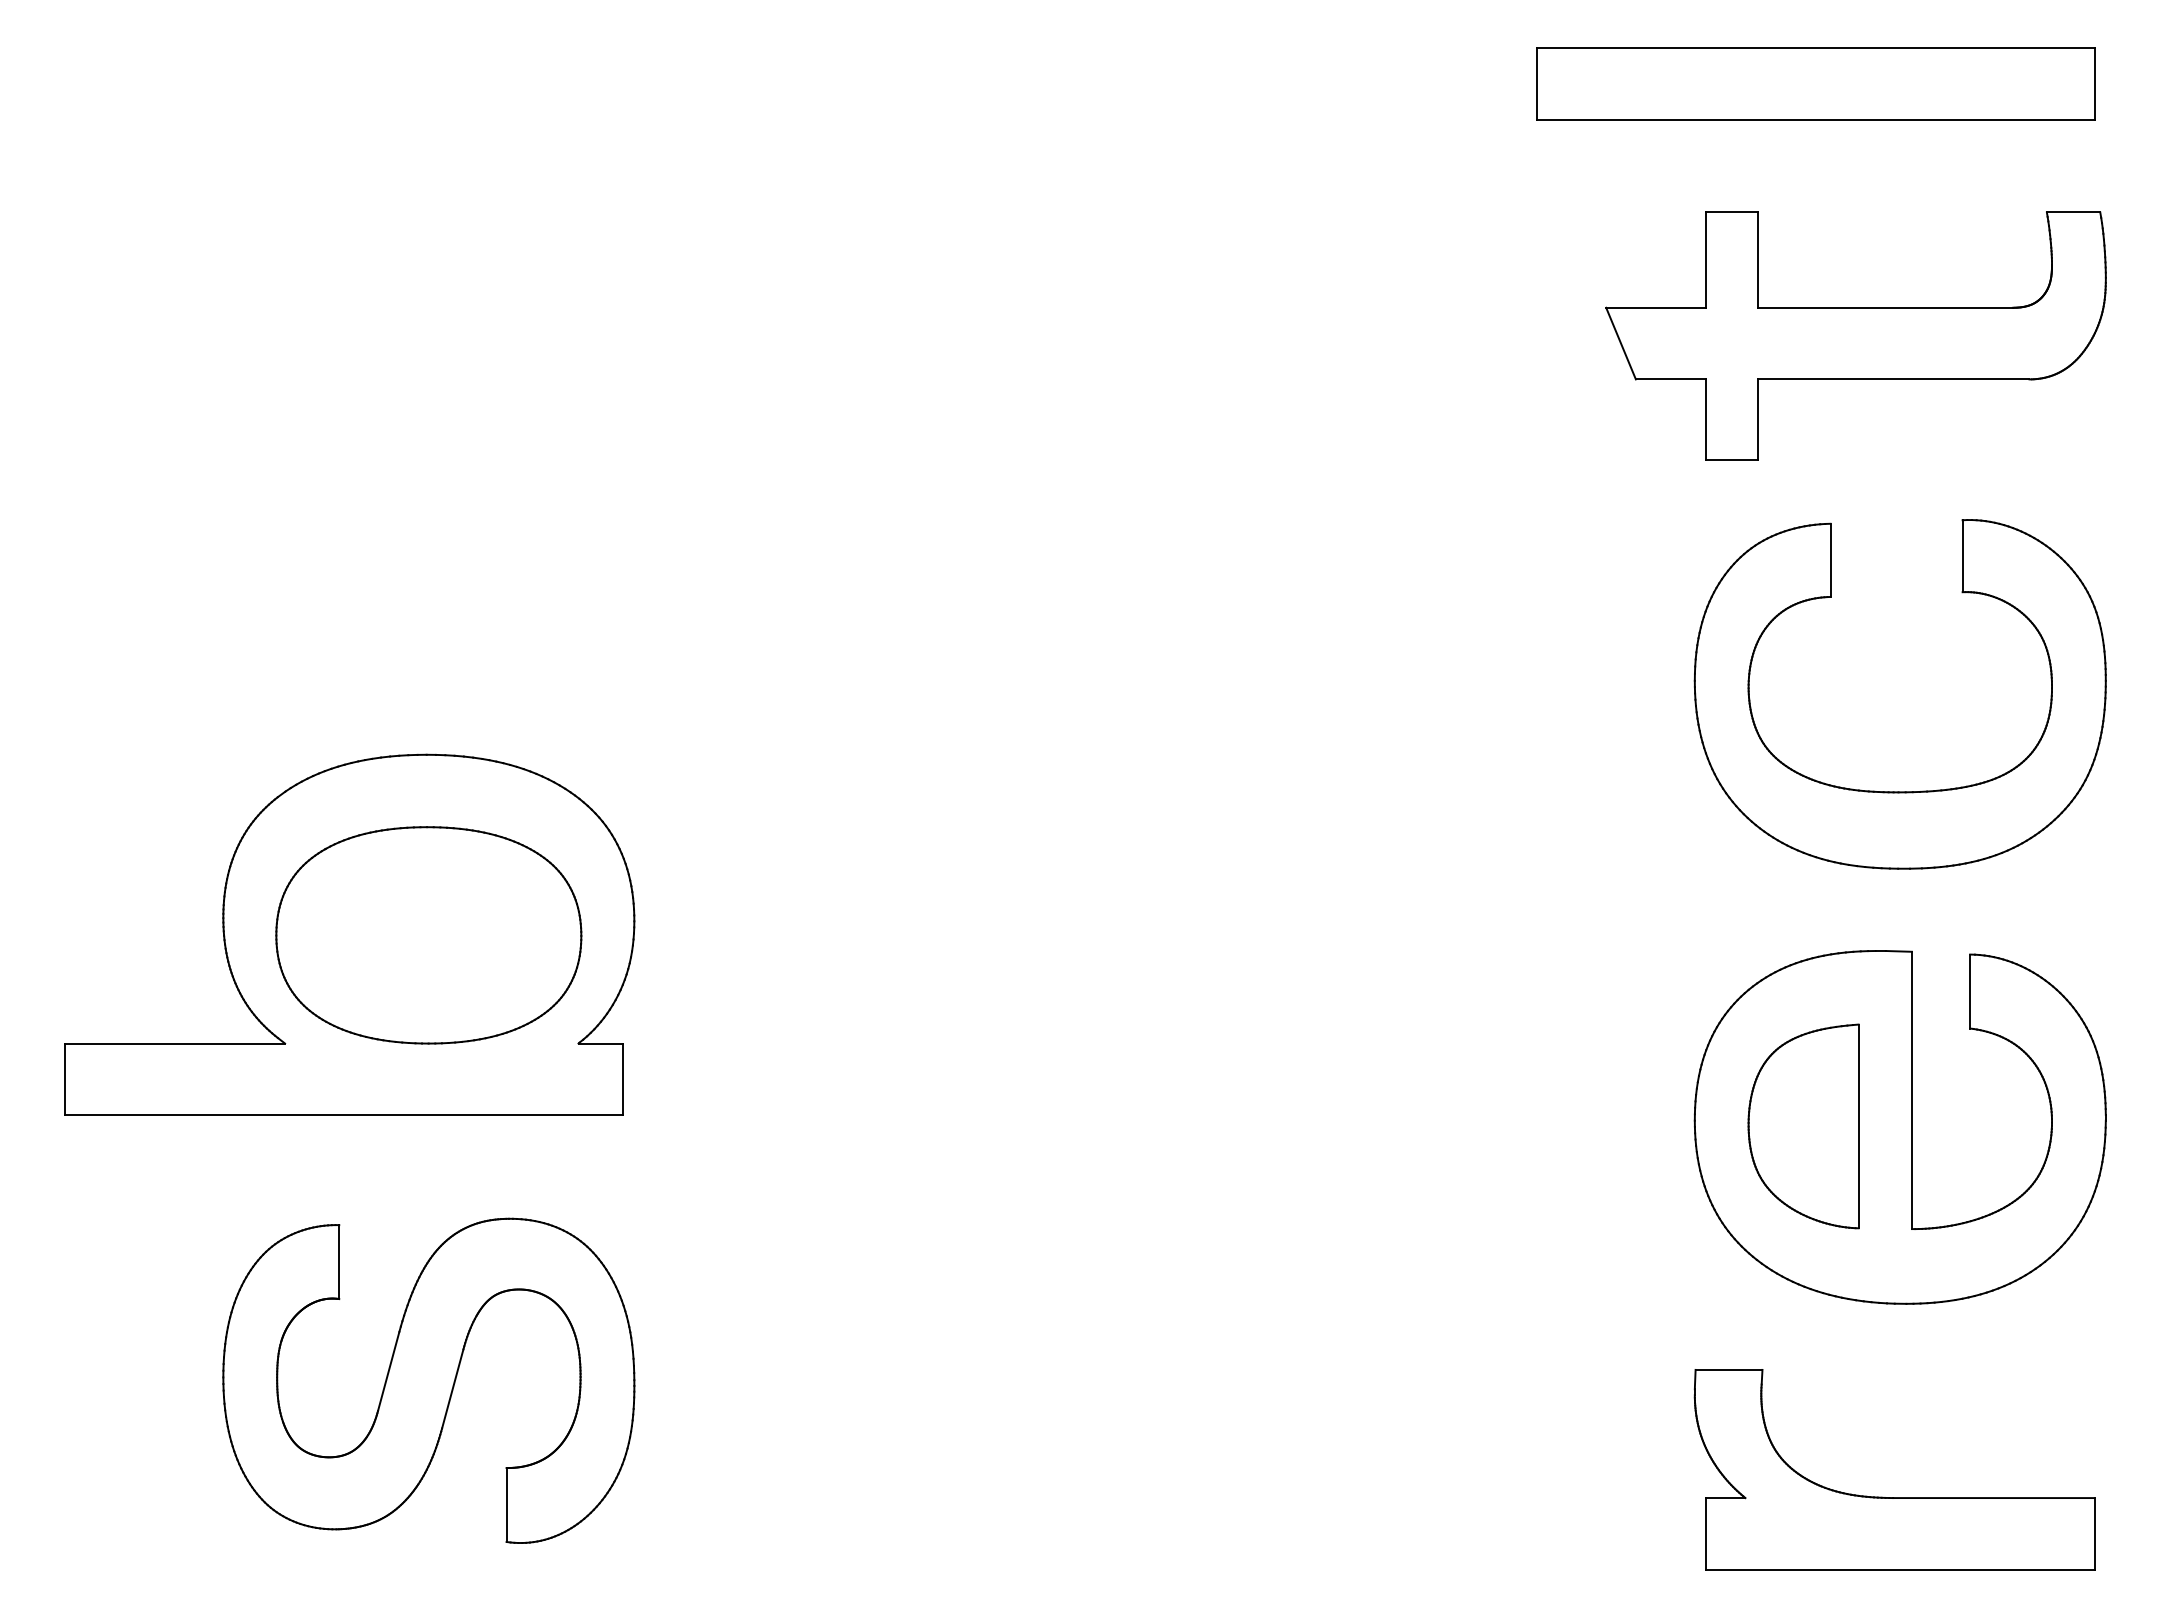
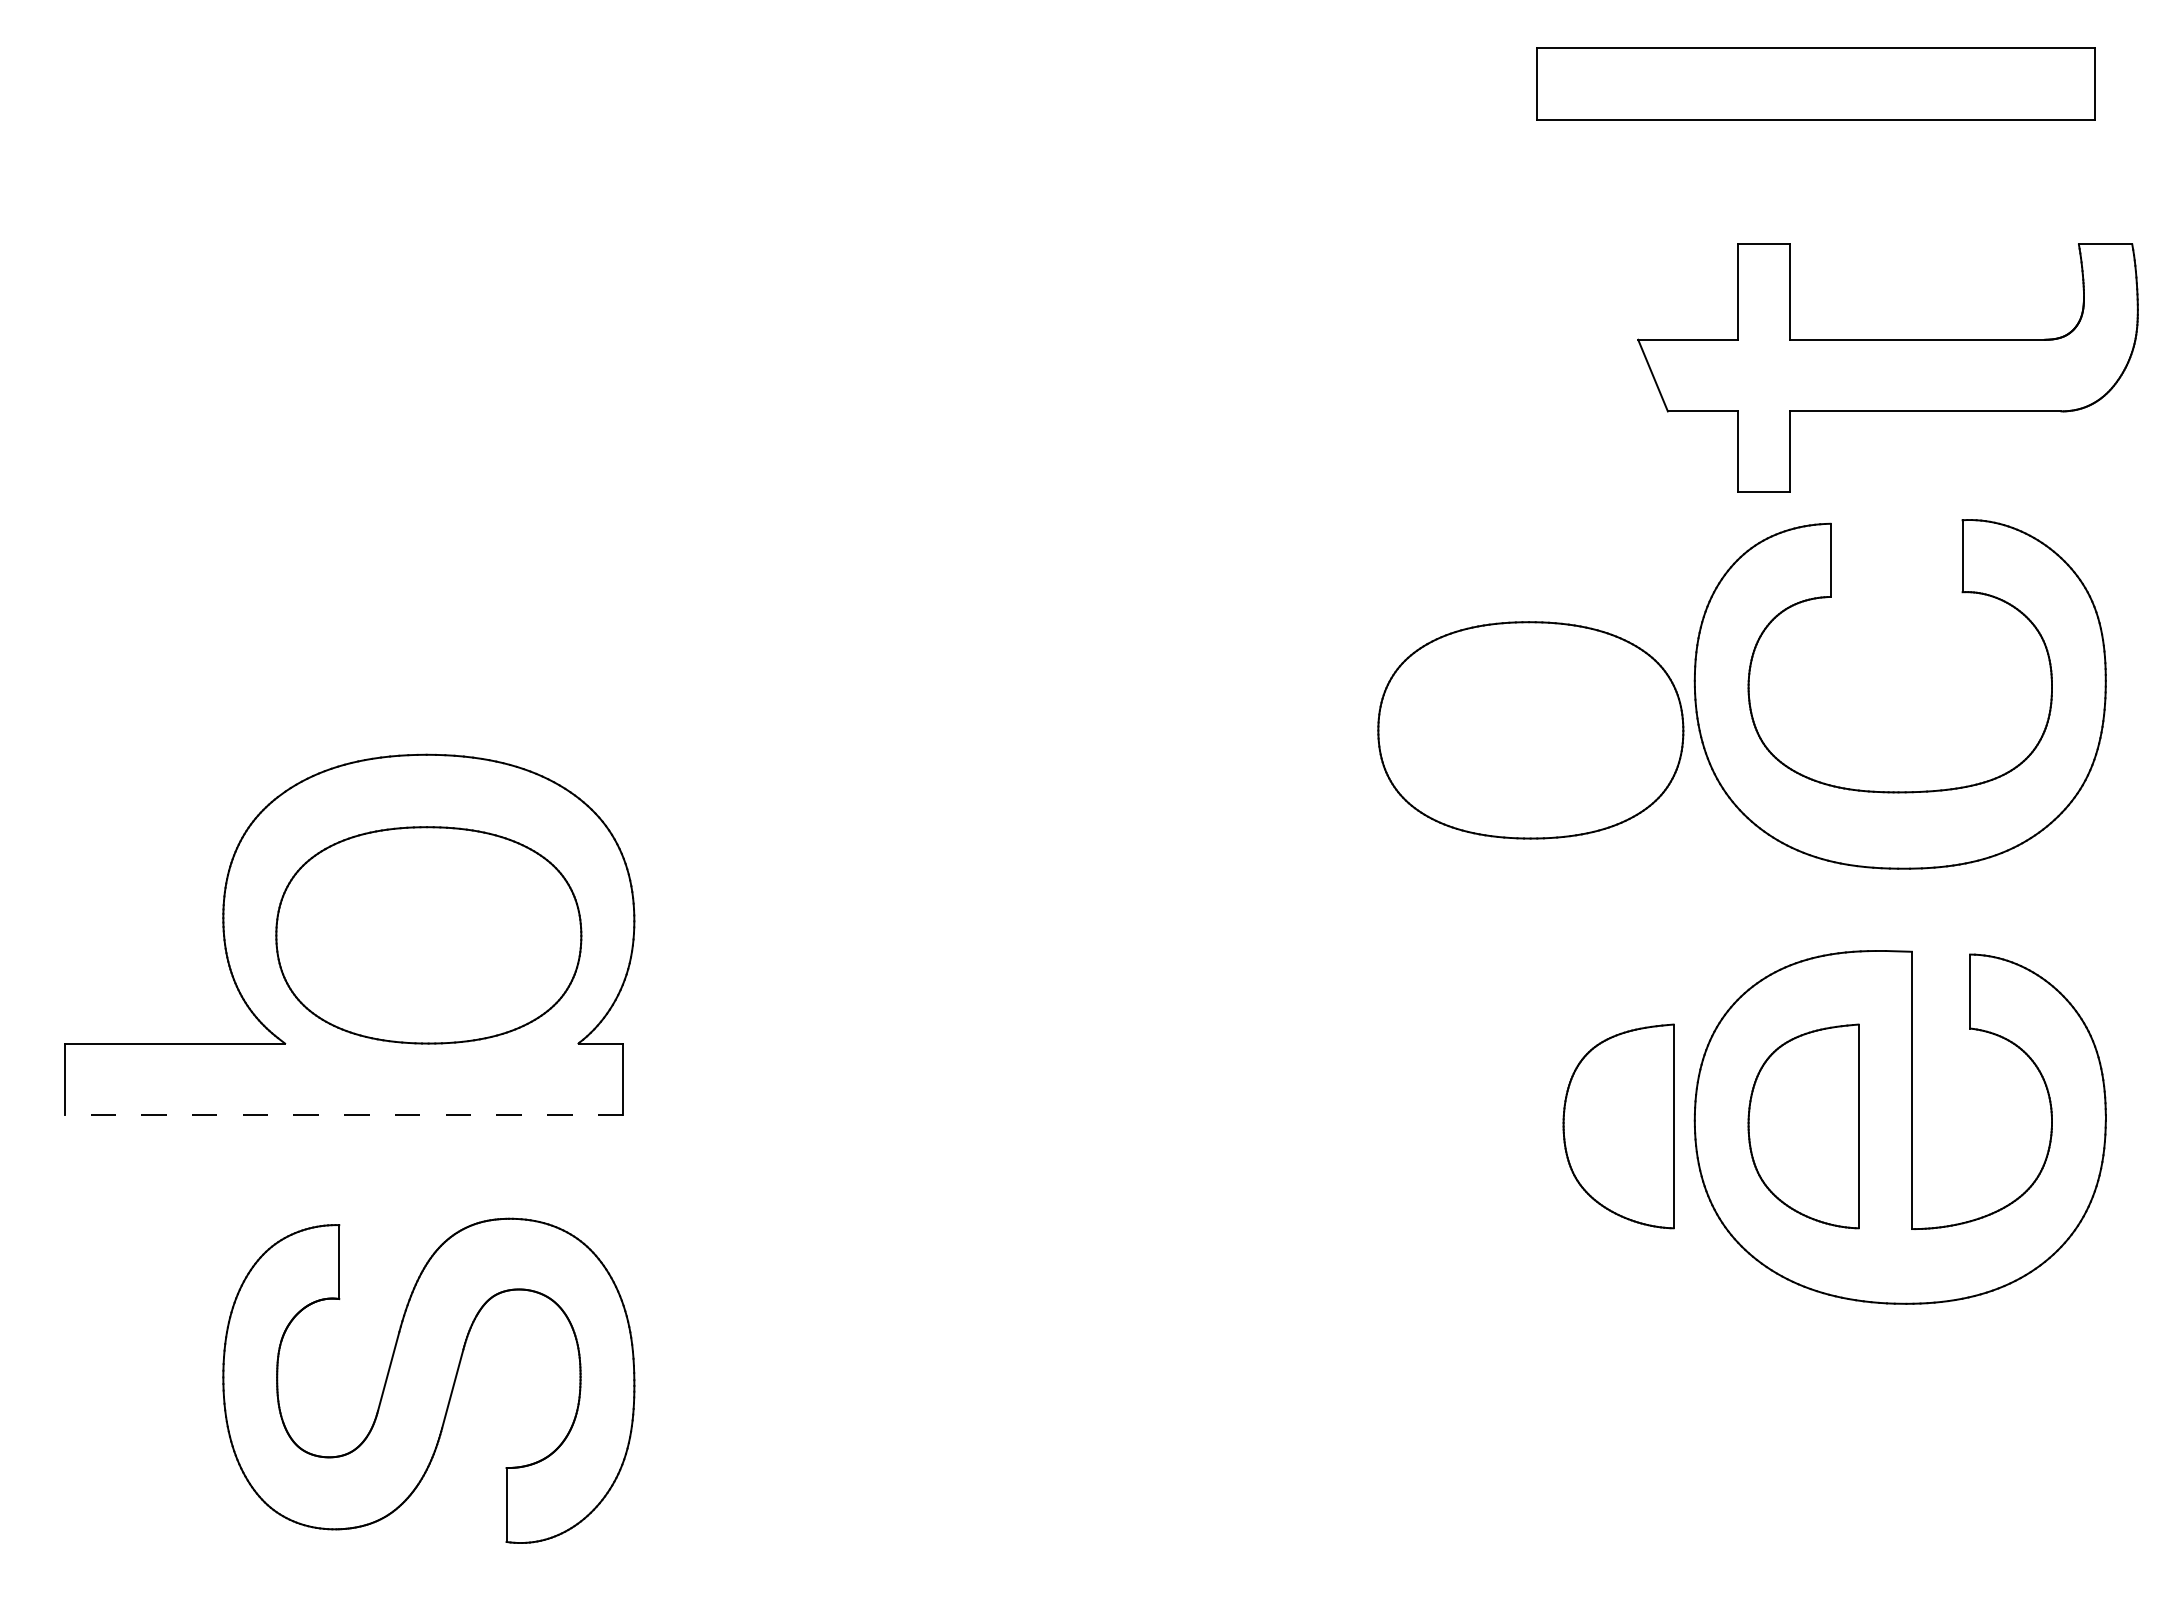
part position: (1855, 335) -> (1887, 367) (1887, 367)
part: none -> present (1530, 730)
line: solid -> dashed (343, 1115)
part: none -> present (1618, 1126)
part: present -> none (1894, 1497)
